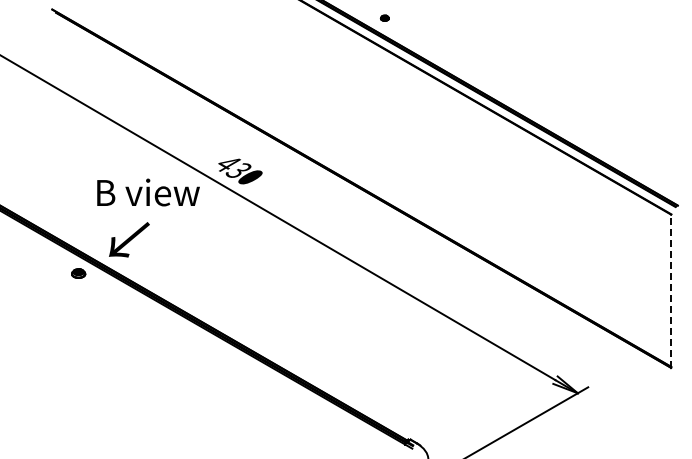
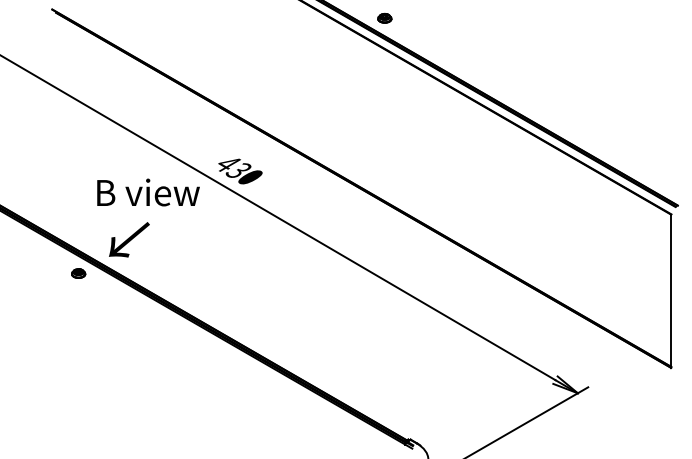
part size: 11x8 px -> 16x12 px (384, 17)
line: dashed -> solid (671, 291)
